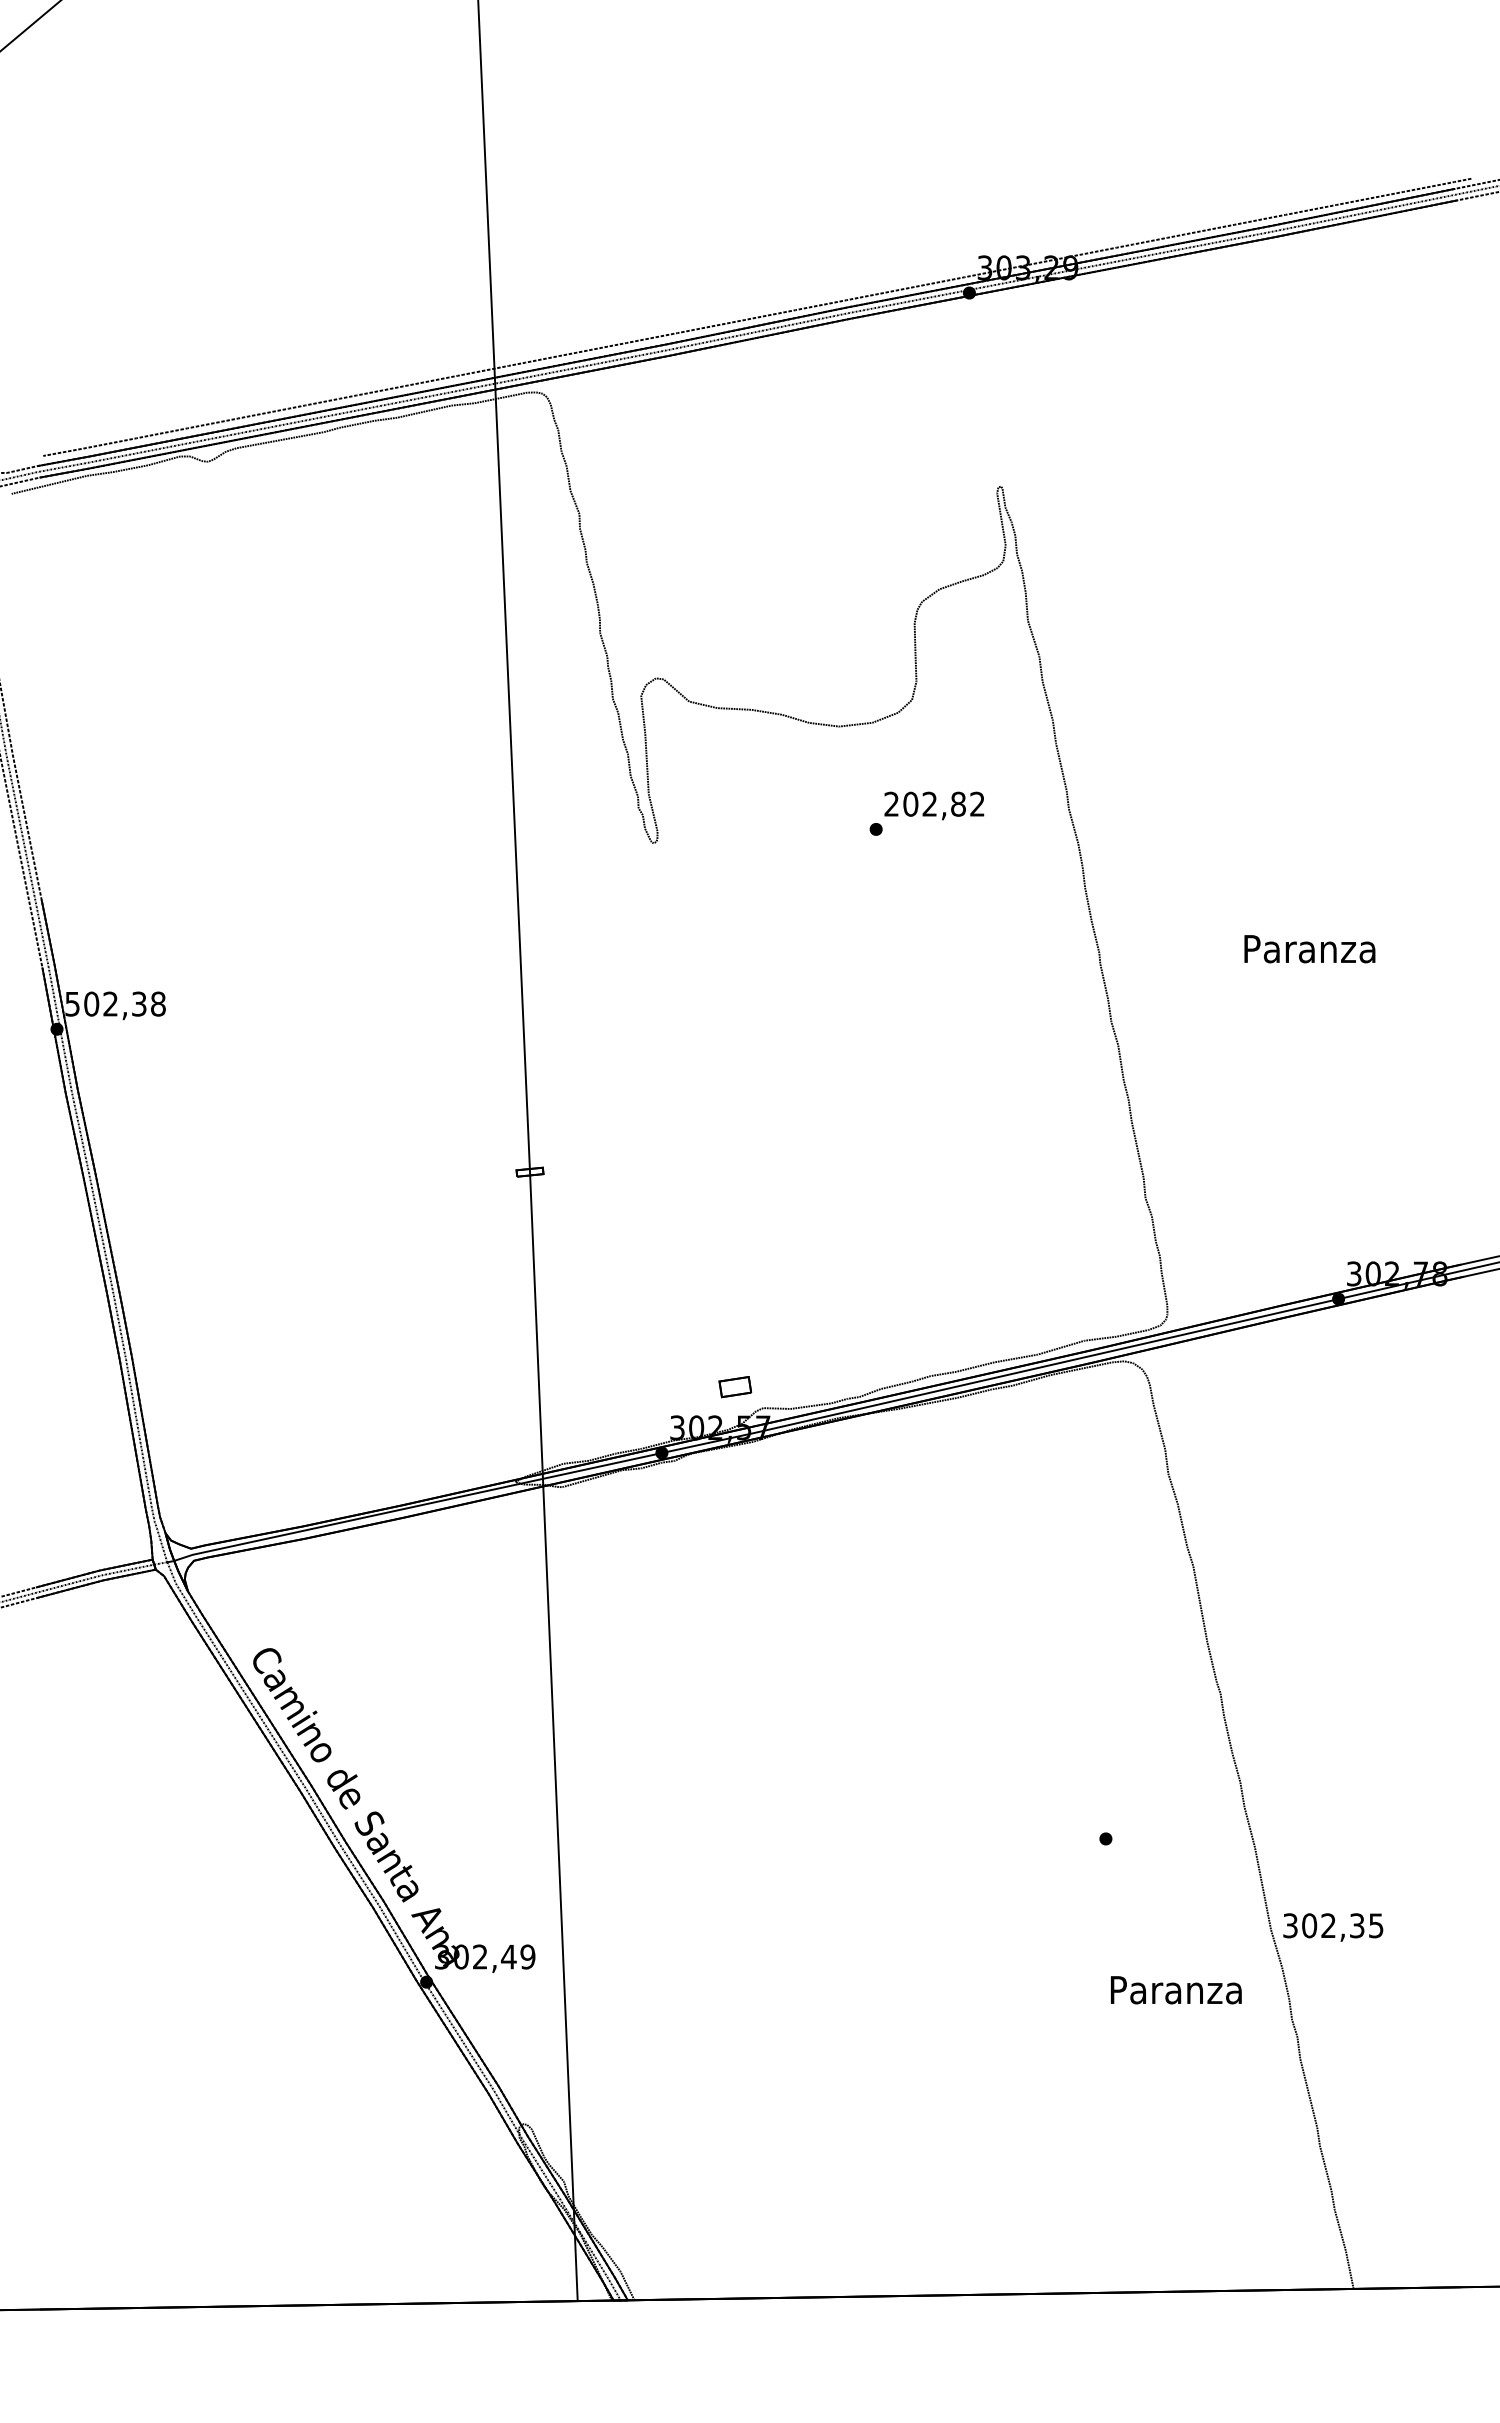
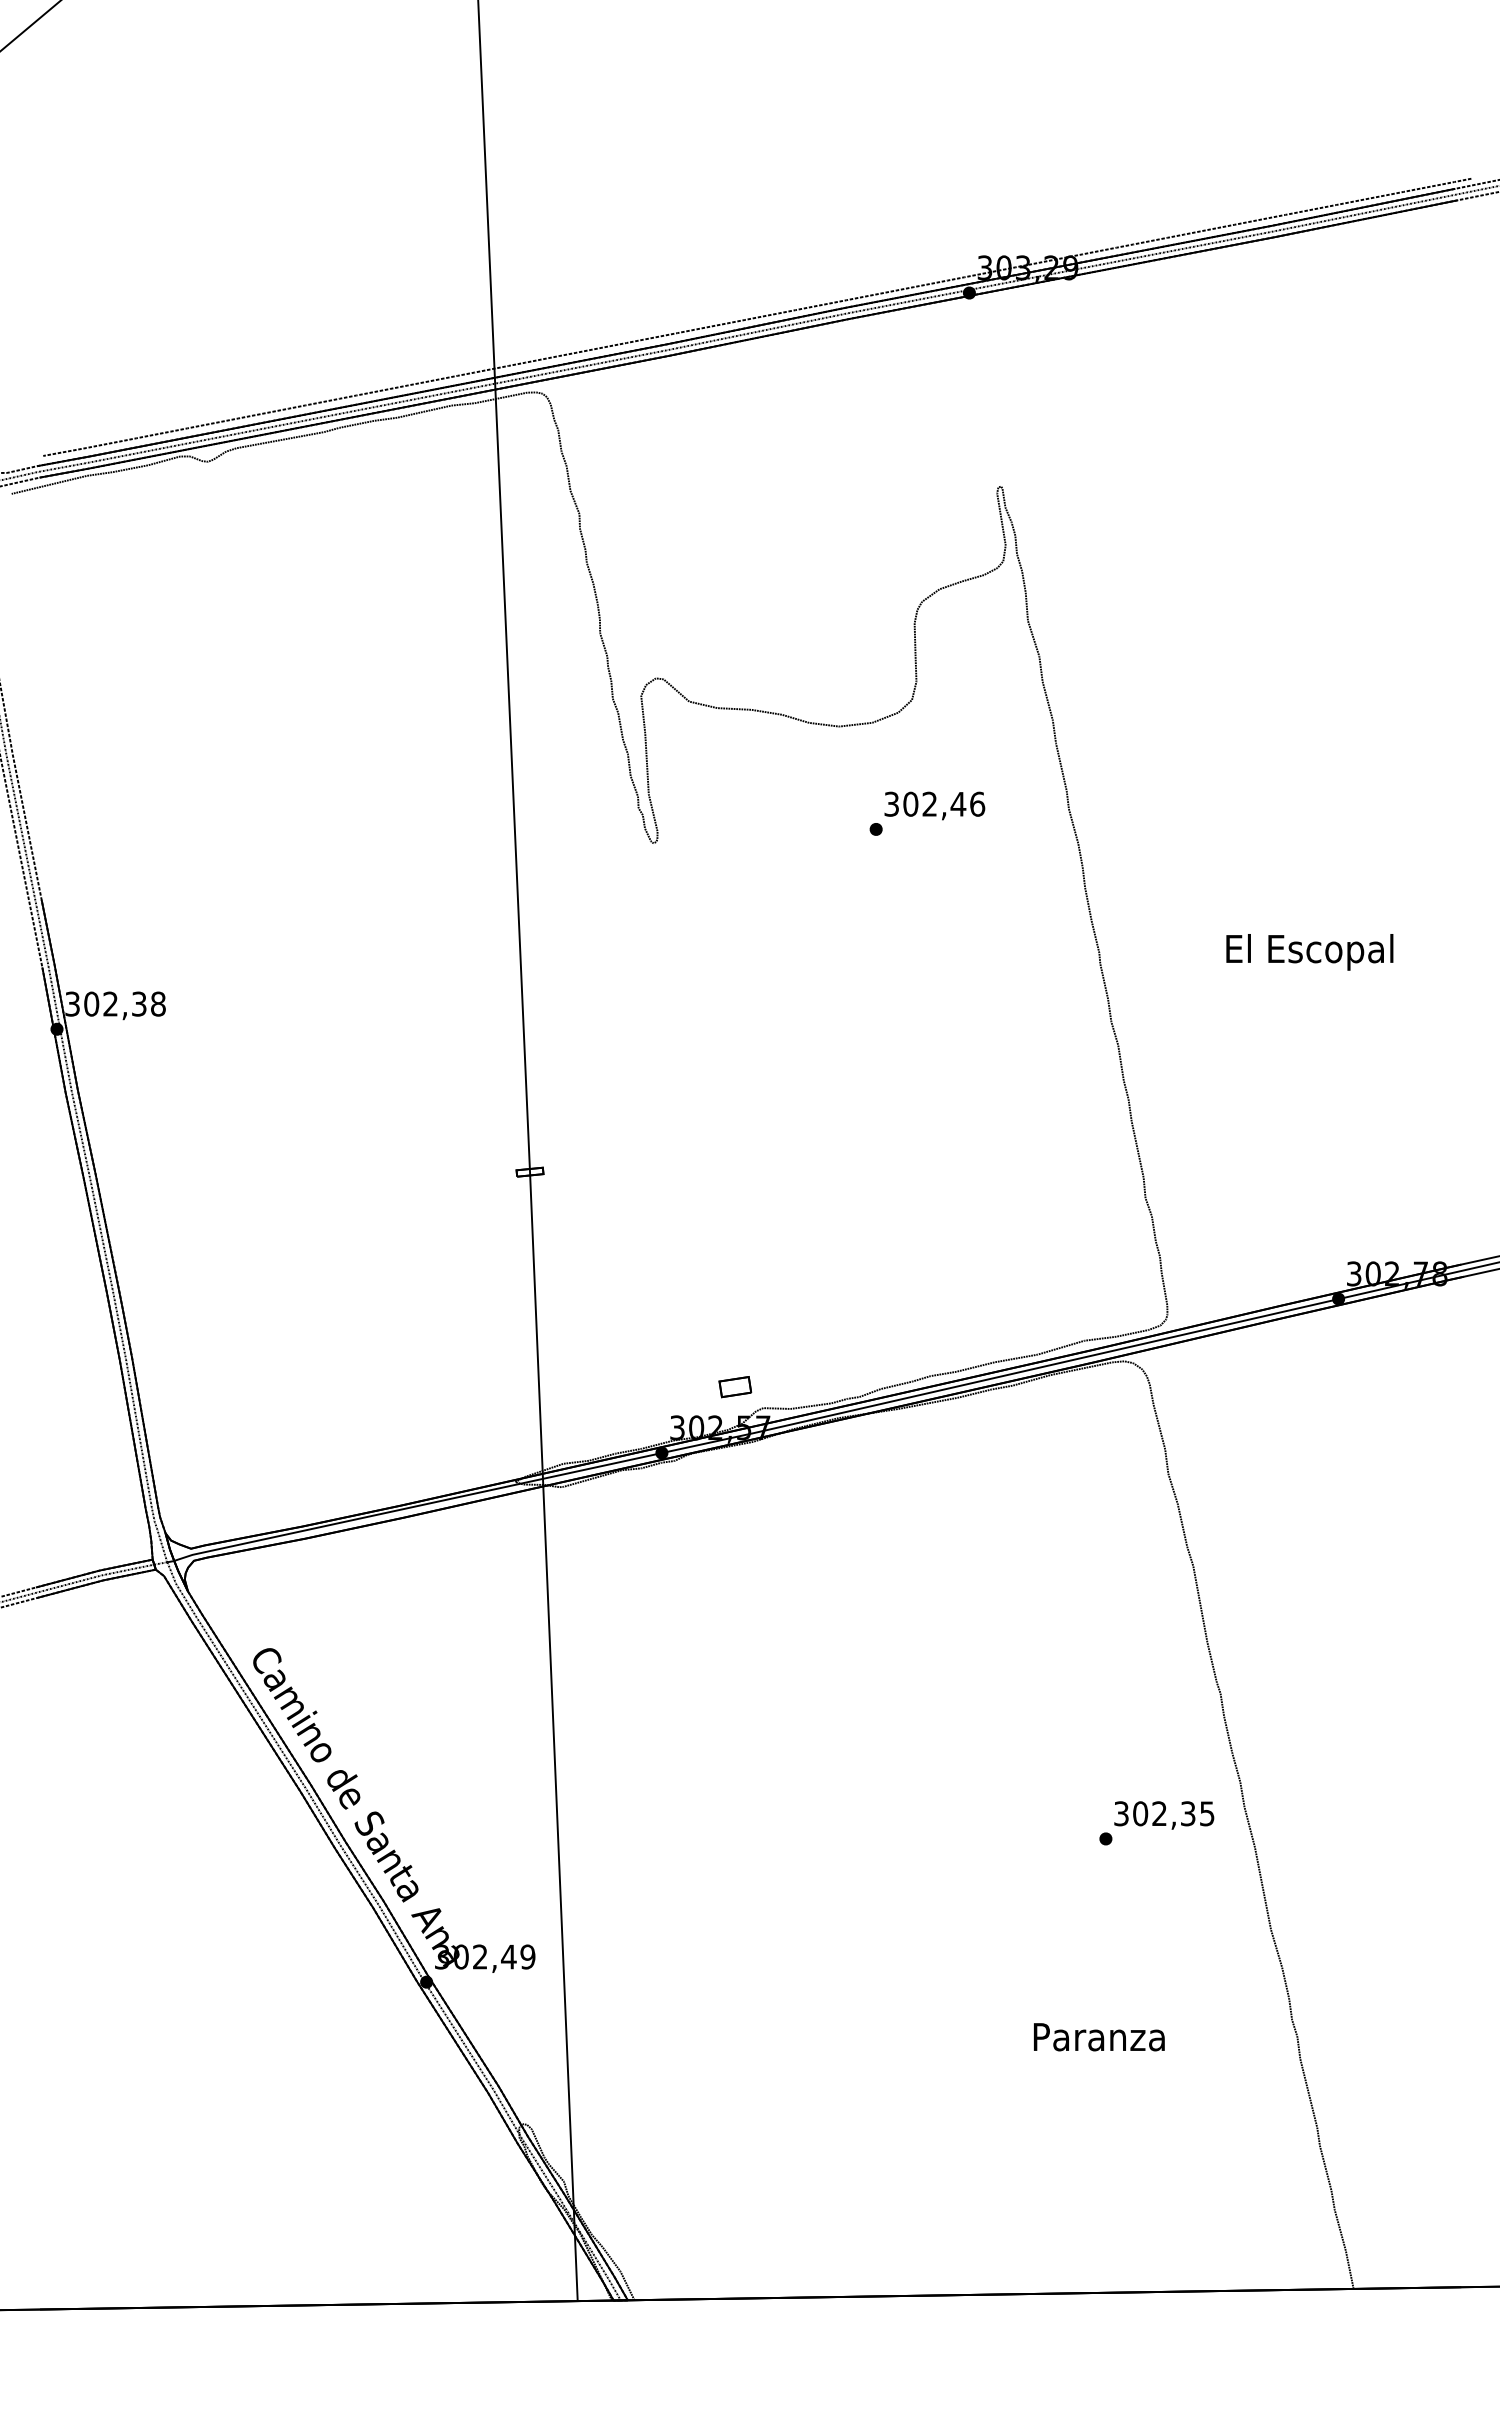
text: 202,82 -> 302,46 (934, 803)
text: Paranza -> El Escopal (1309, 952)
text: 502,38 -> 302,38 (72, 1003)
text position: (1333, 1927) -> (1164, 1815) (1164, 1815)
text position: (1176, 1990) -> (1099, 2037) (1099, 2037)
